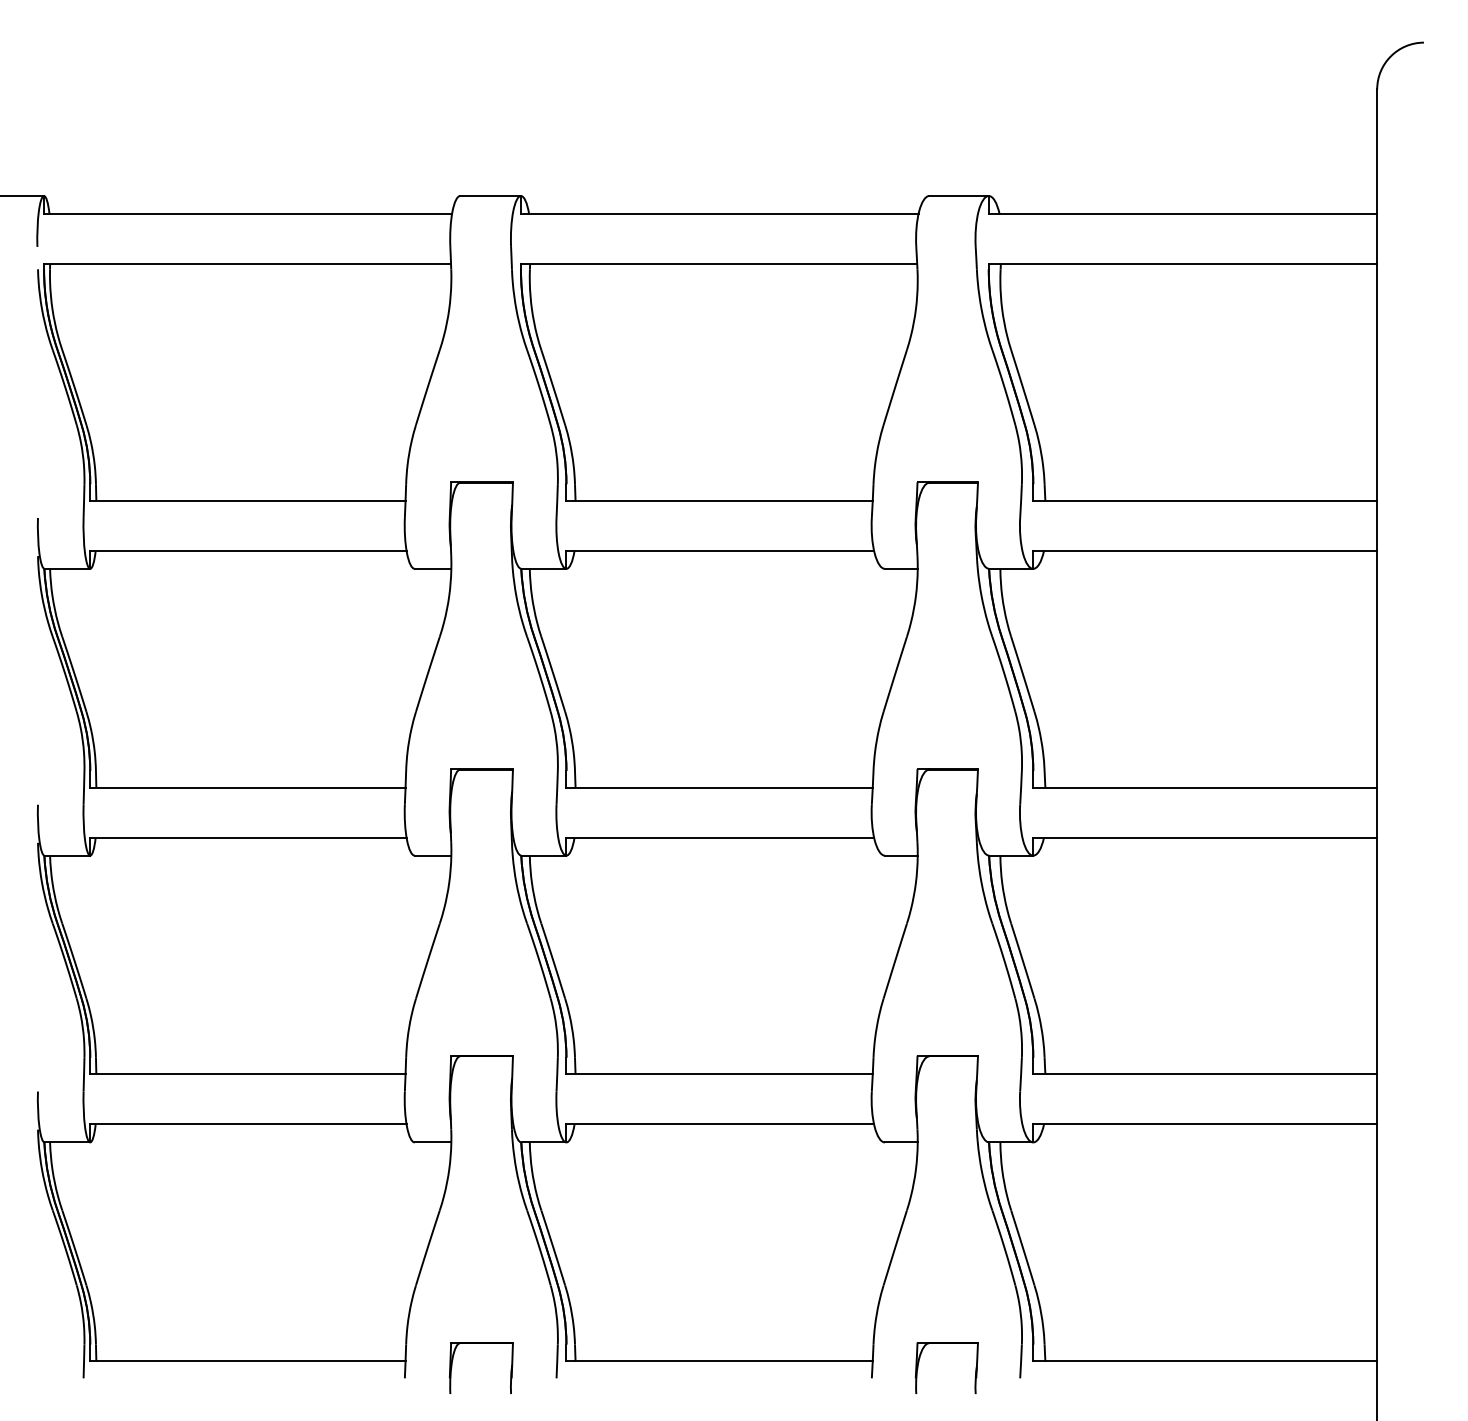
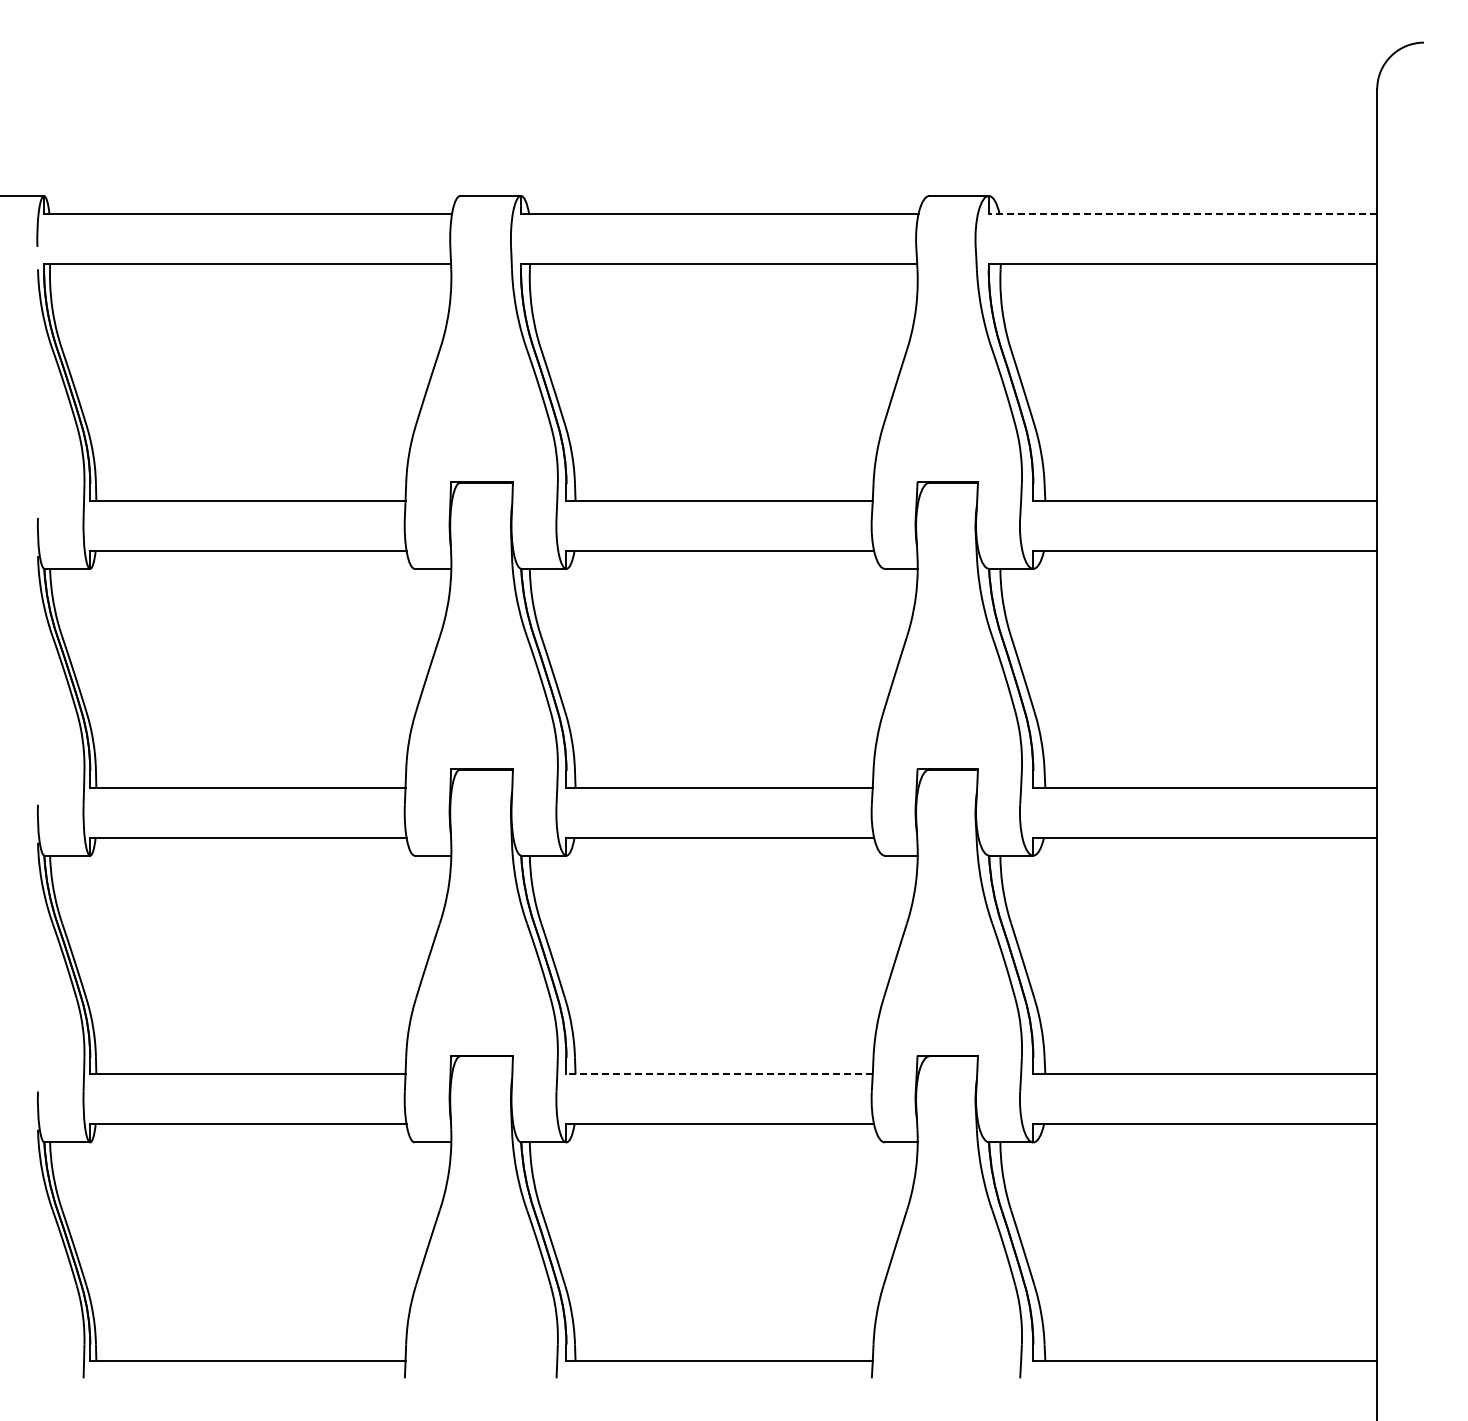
line: solid -> dashed (1182, 214)
line: solid -> dashed (719, 1074)
part: present -> none (480, 1343)
part: present -> none (946, 1343)
